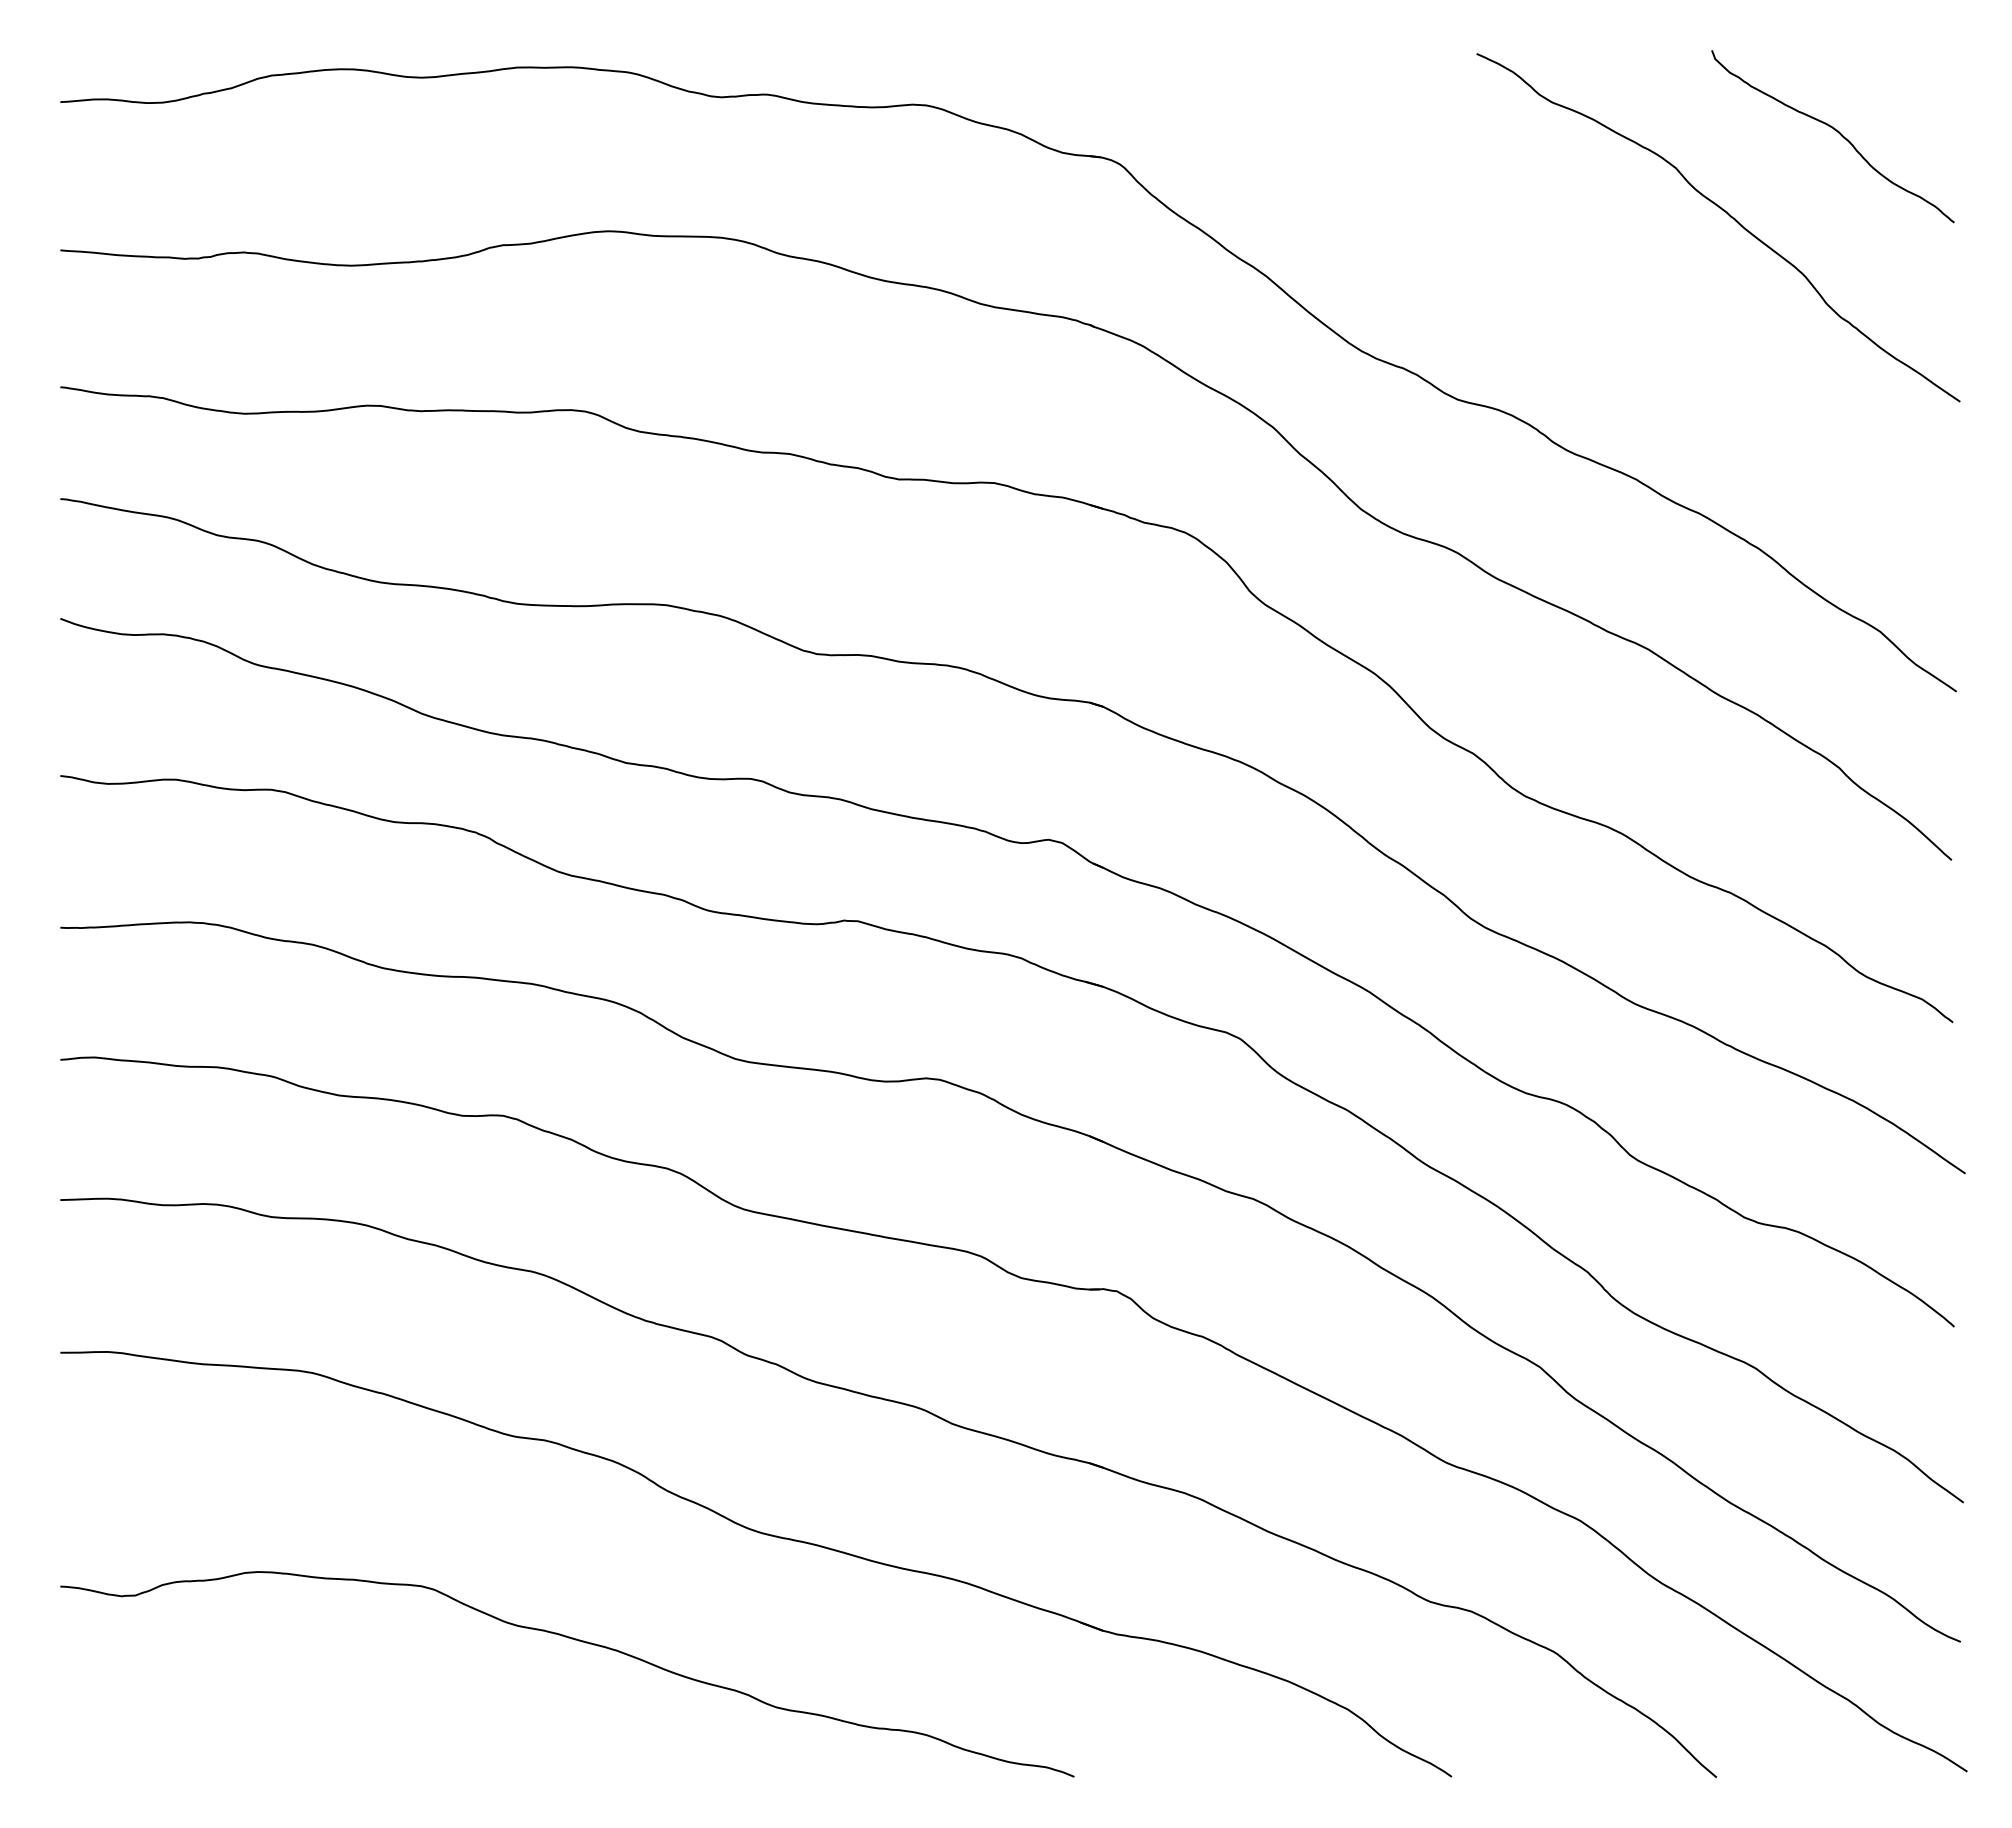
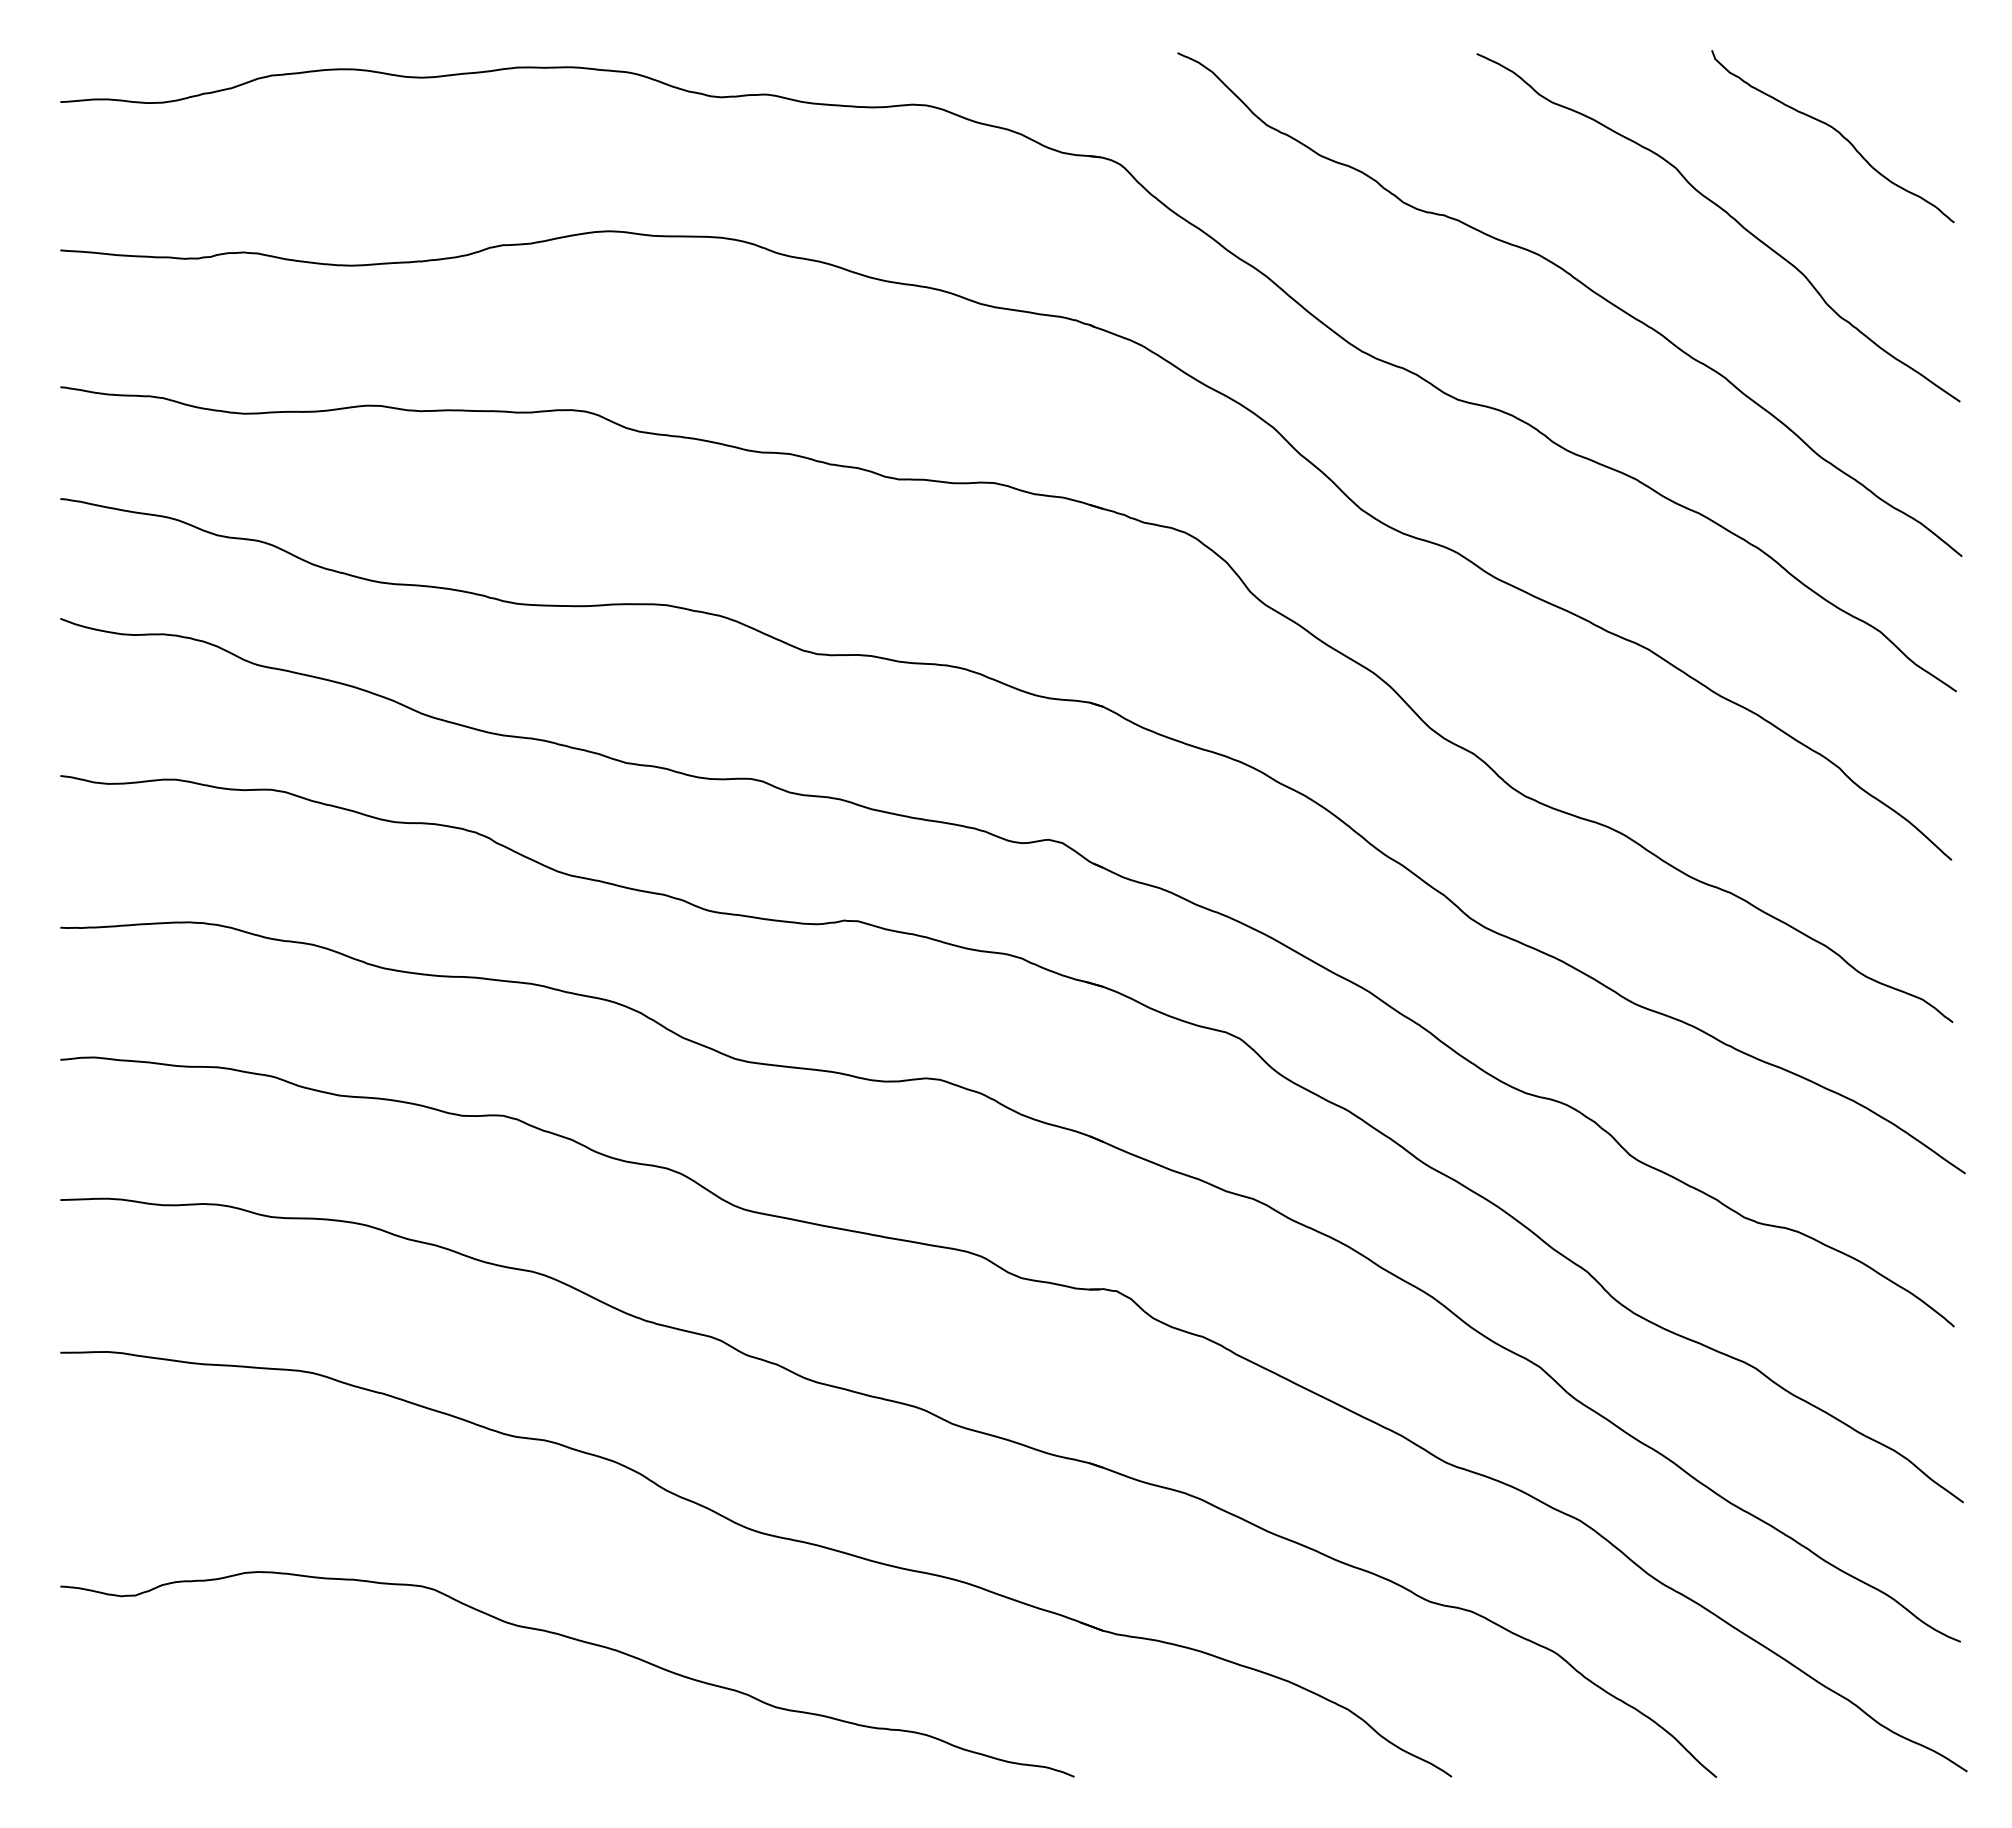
curve: none -> present (1581, 284)
